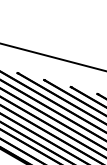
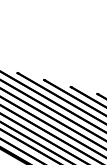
line: present -> none (52, 57)
